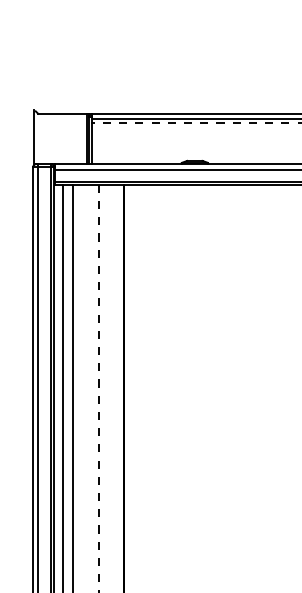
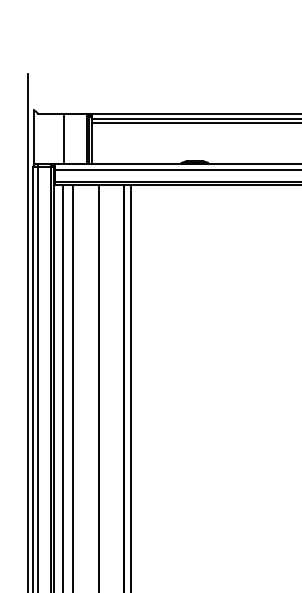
line: dashed -> solid (196, 123)
line: none -> present (63, 138)
line: none -> present (28, 331)
line: none -> present (130, 386)
line: dashed -> solid (99, 388)
